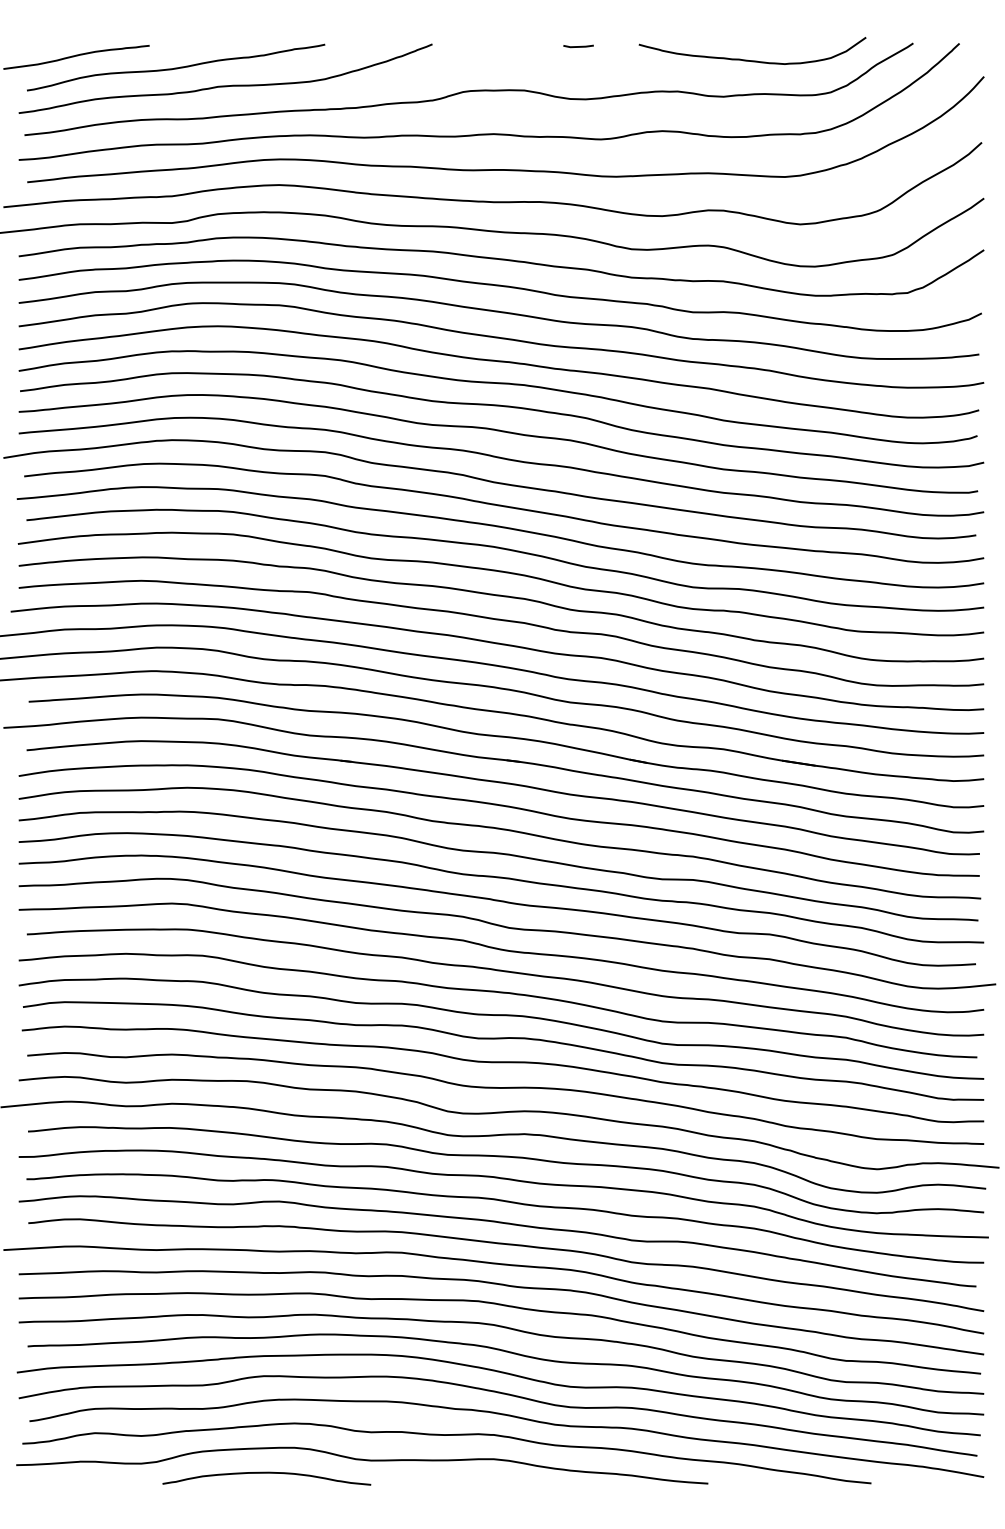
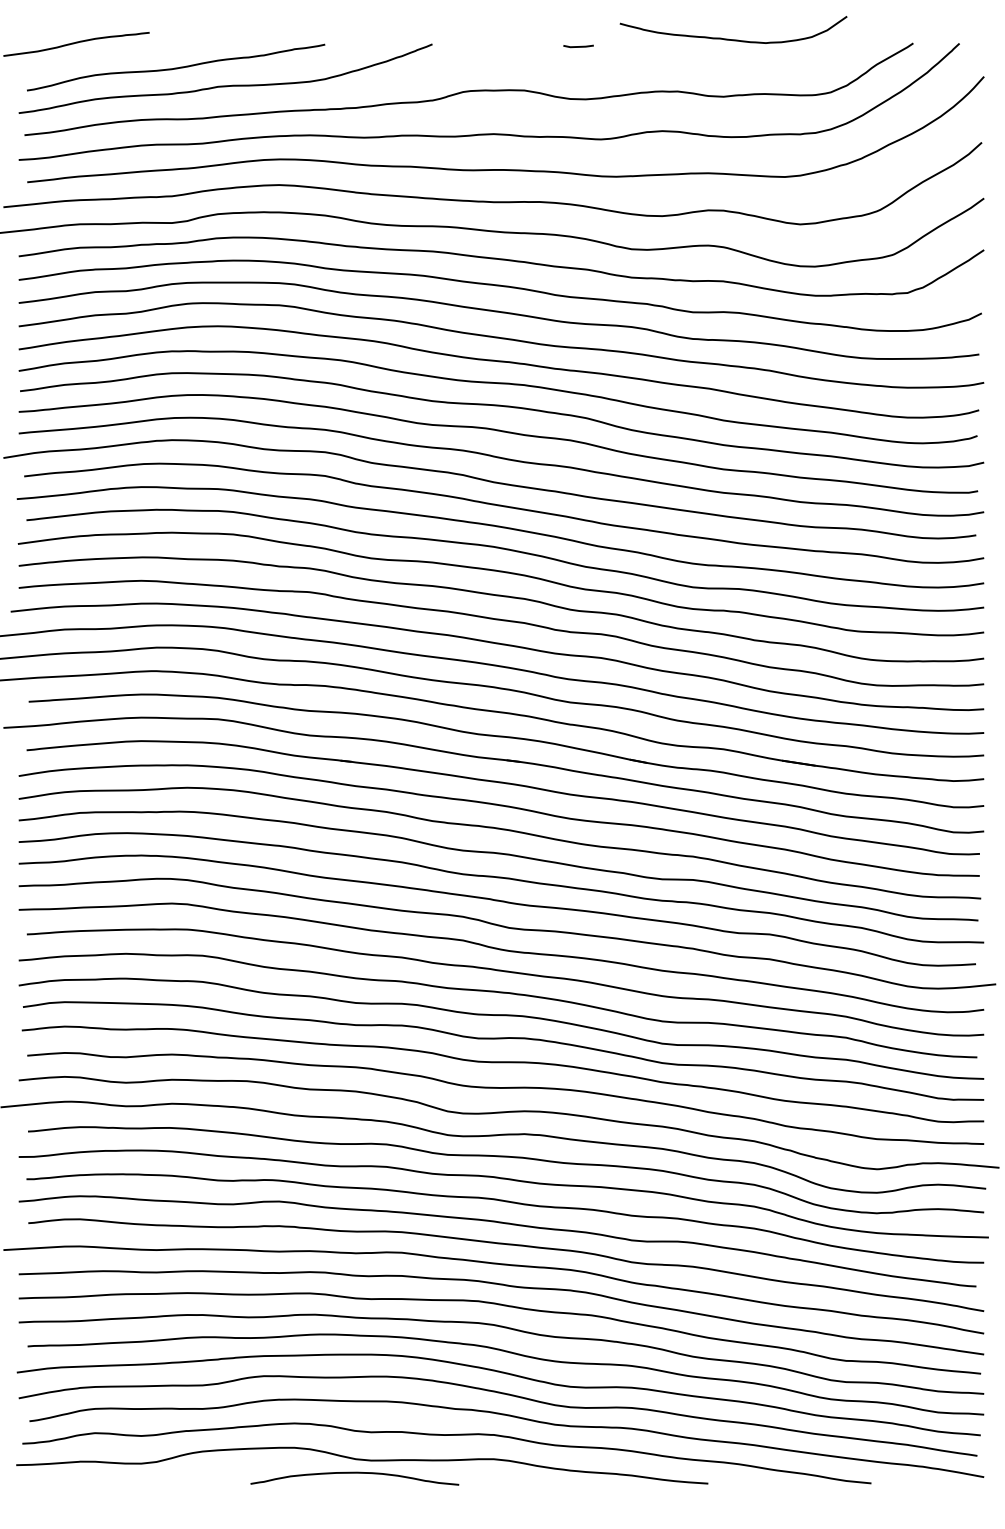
curve position: (76, 56) -> (76, 43) (76, 43)
curve position: (752, 60) -> (733, 39) (733, 39)
curve position: (266, 1473) -> (354, 1473) (354, 1473)
